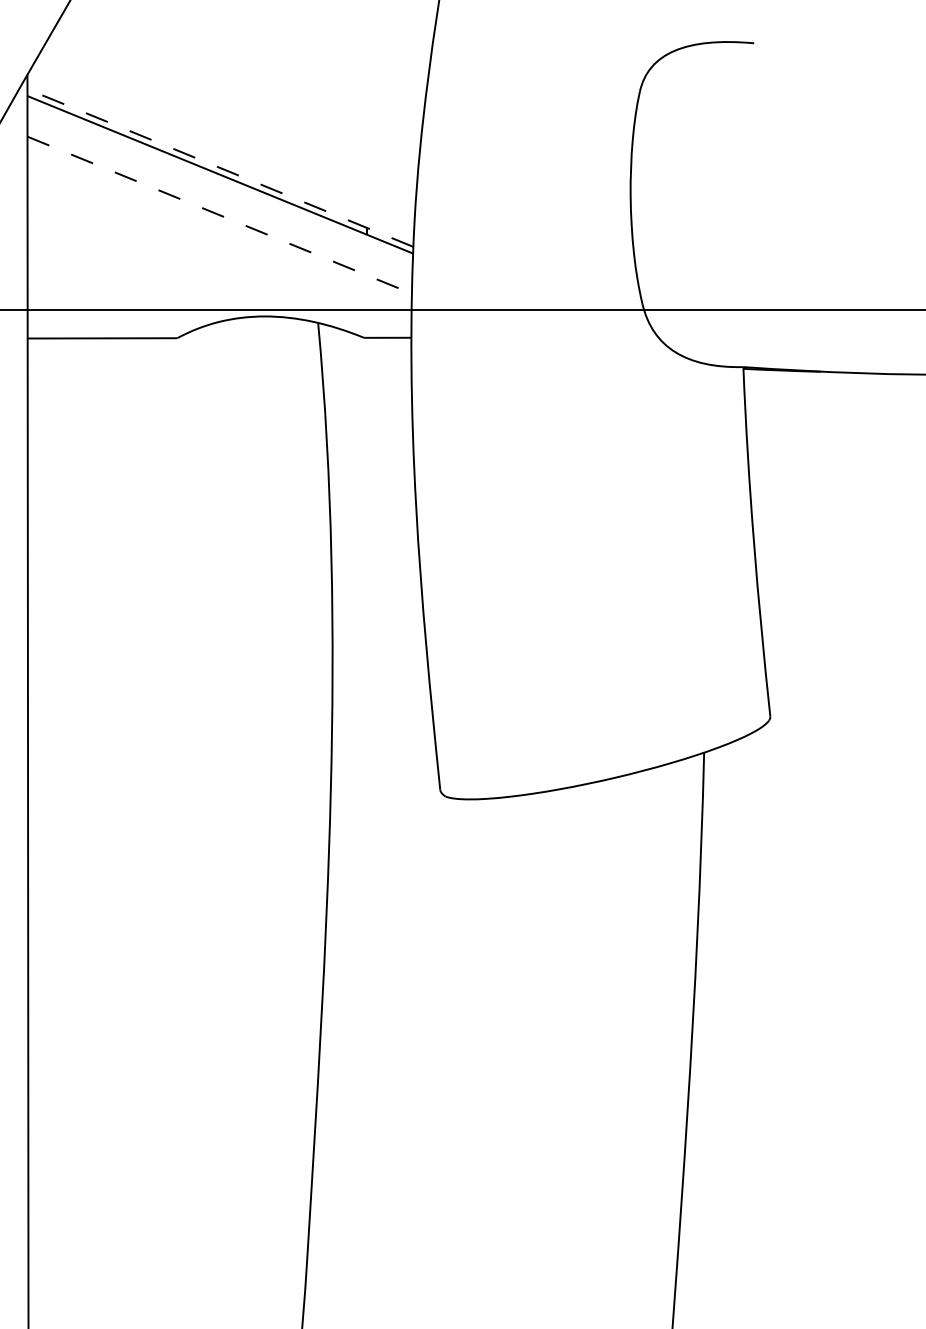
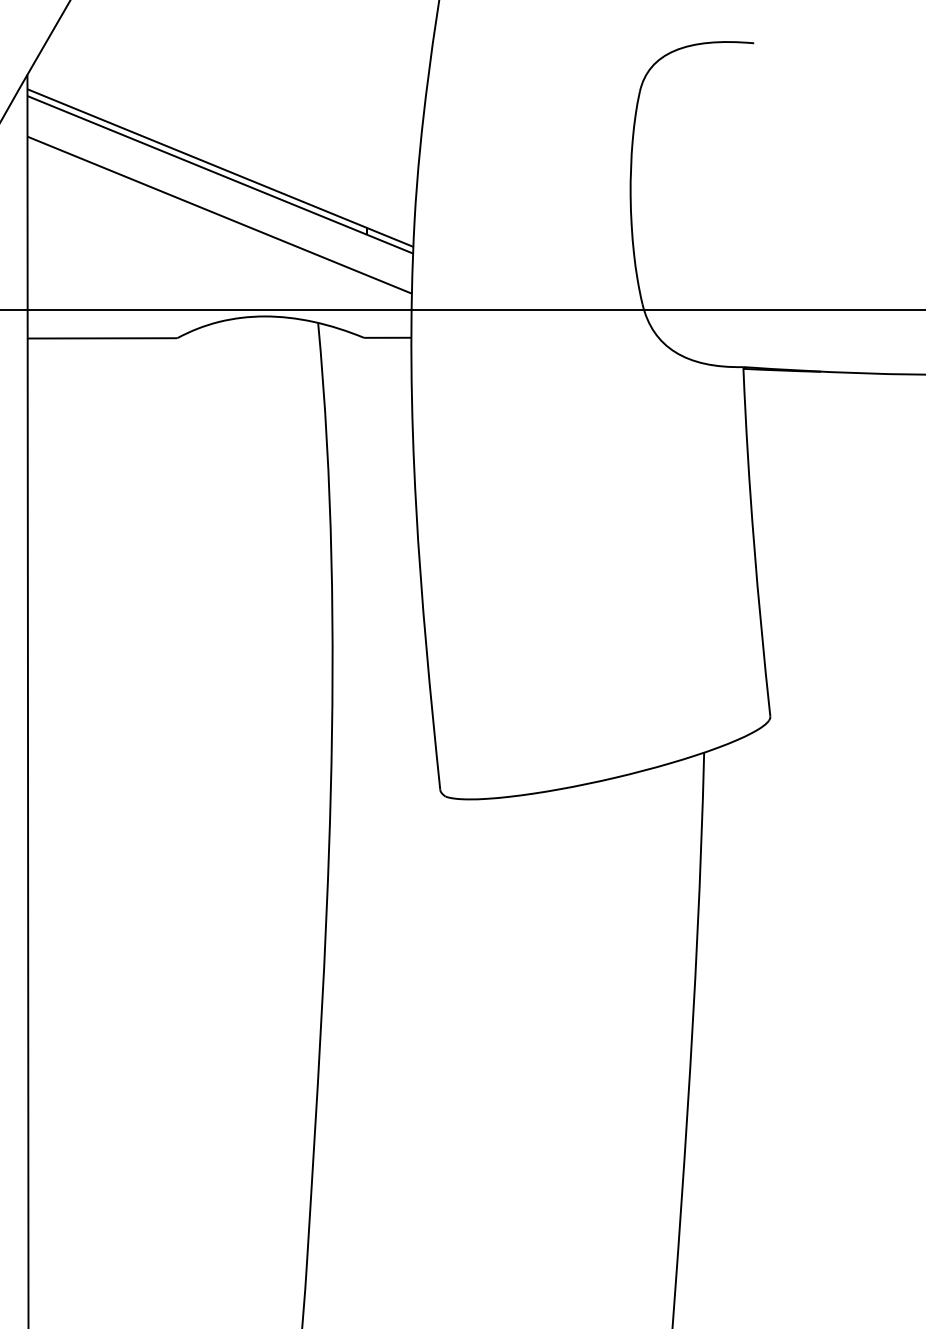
line: dashed -> solid (219, 167)
line: dashed -> solid (219, 215)
